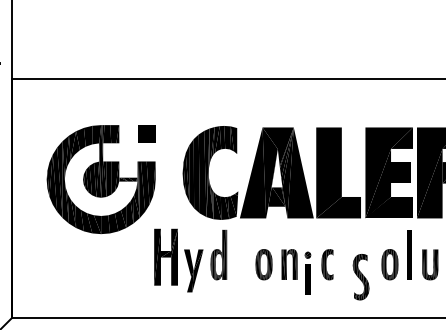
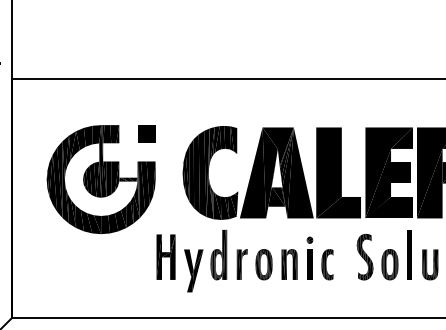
part size: 24x58 px -> 20x46 px (165, 256)
part: none -> present (241, 264)
part position: (307, 272) -> (309, 257) (309, 257)
part position: (360, 277) -> (364, 257) (364, 257)
